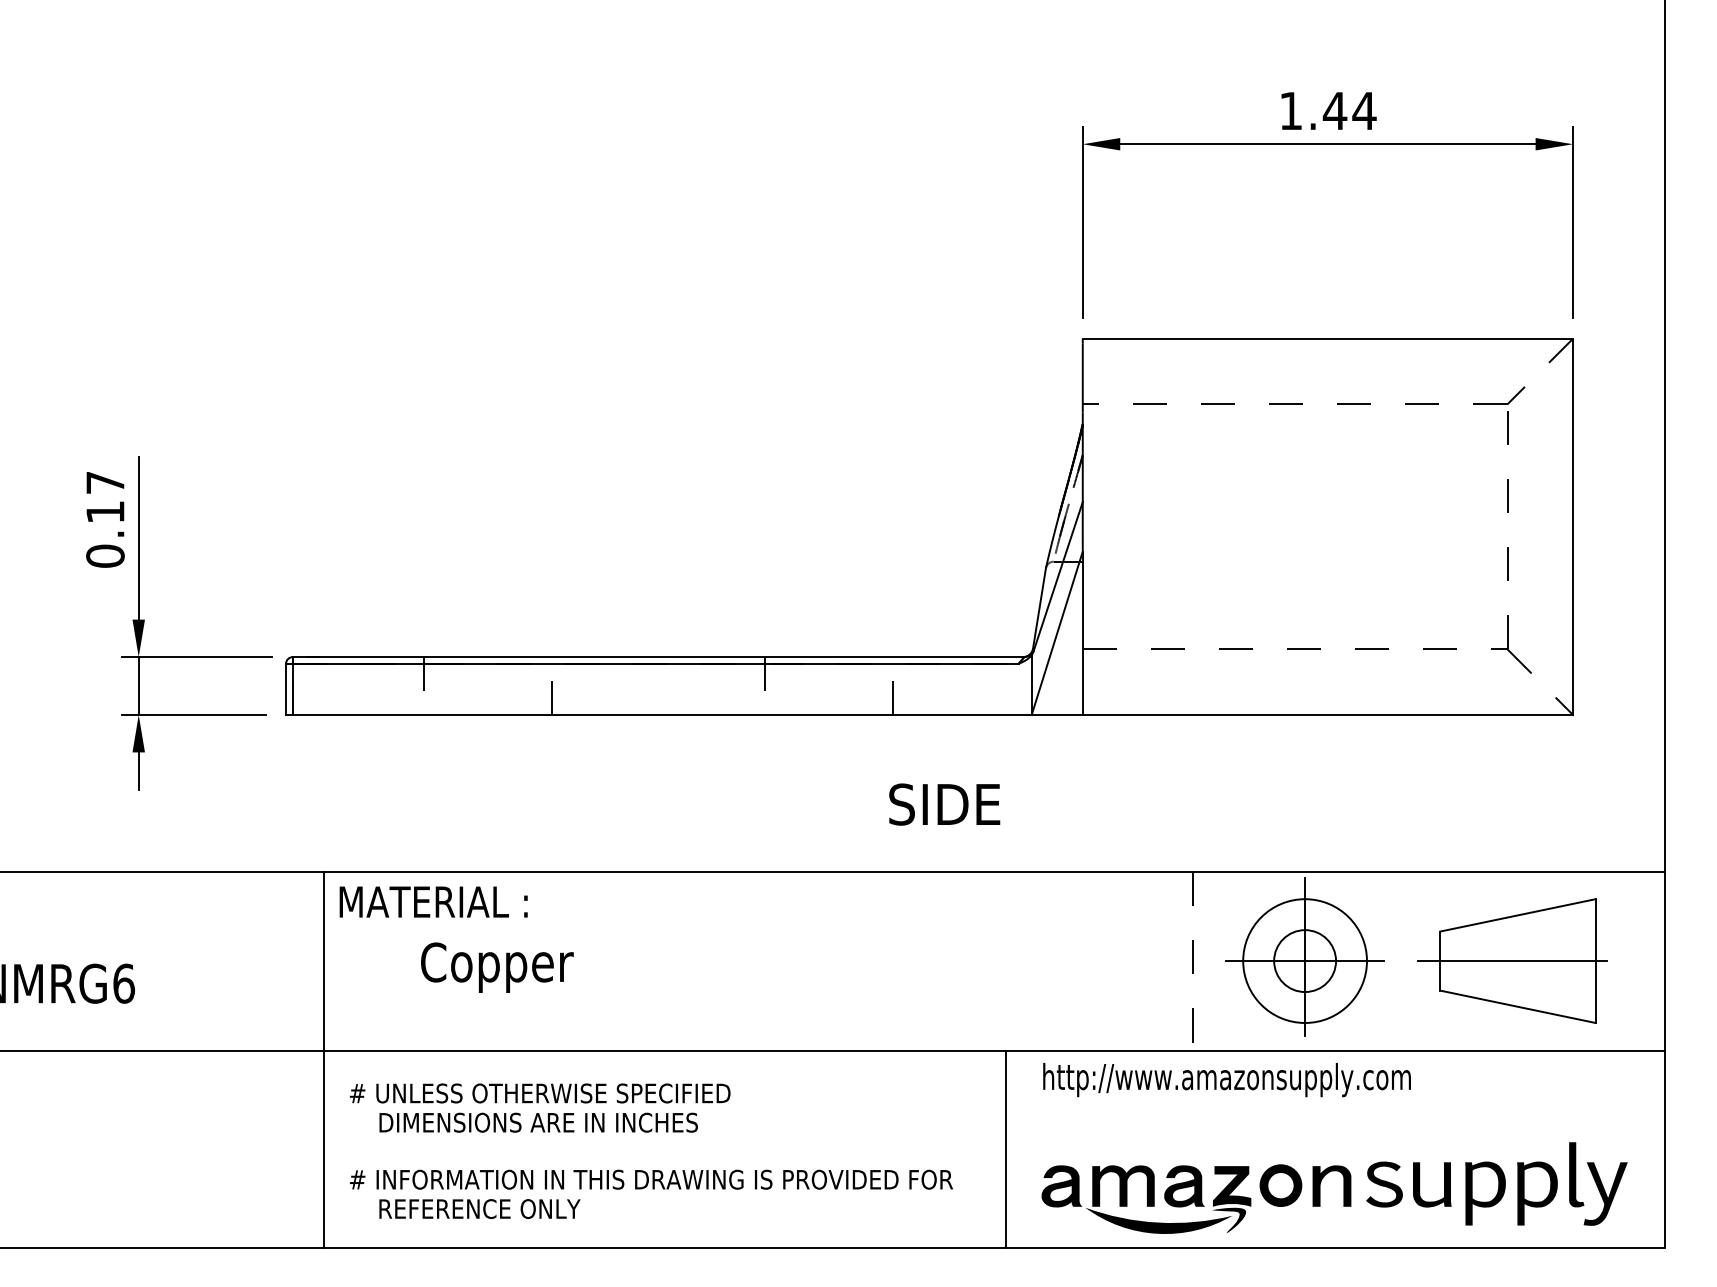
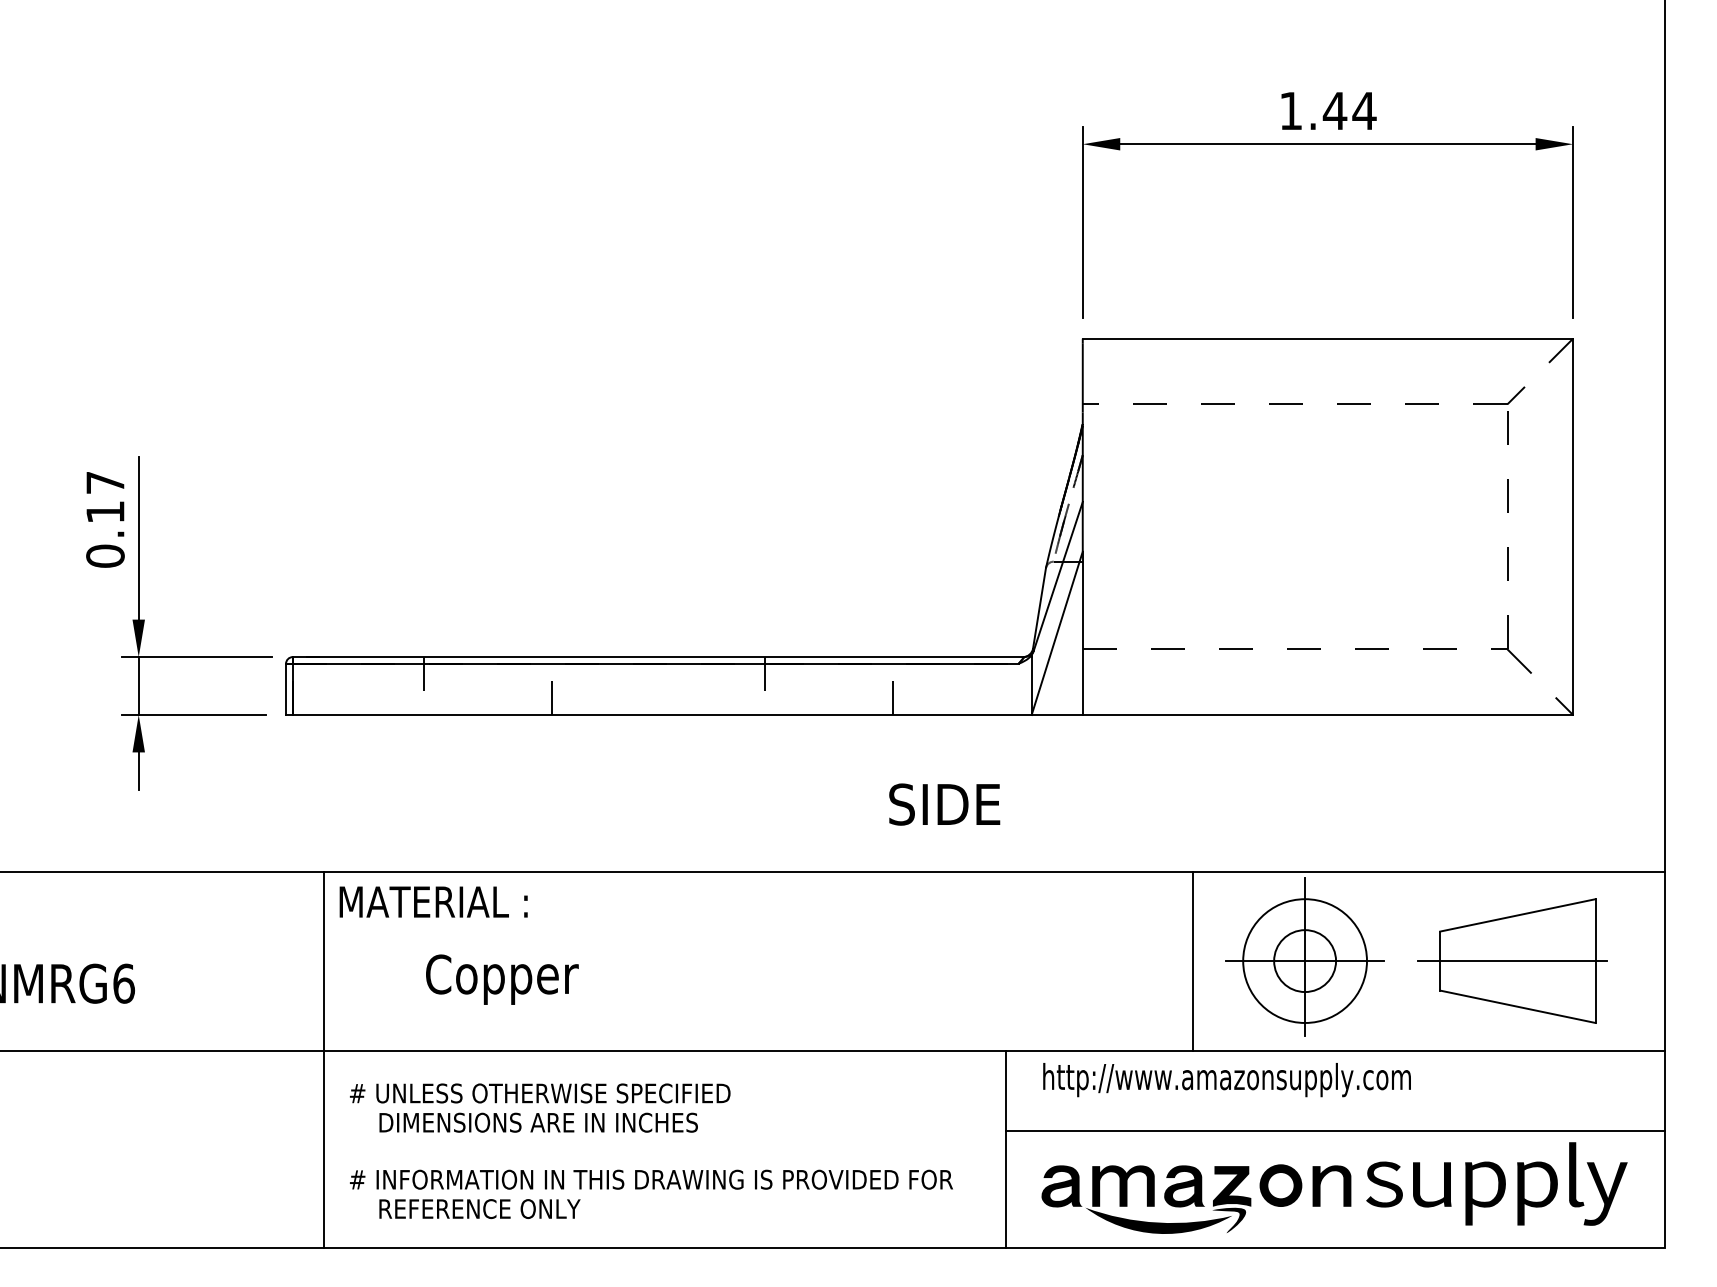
line: dashed -> solid (1193, 962)
text position: (497, 967) -> (502, 979) (502, 979)
line: none -> present (1335, 1130)
